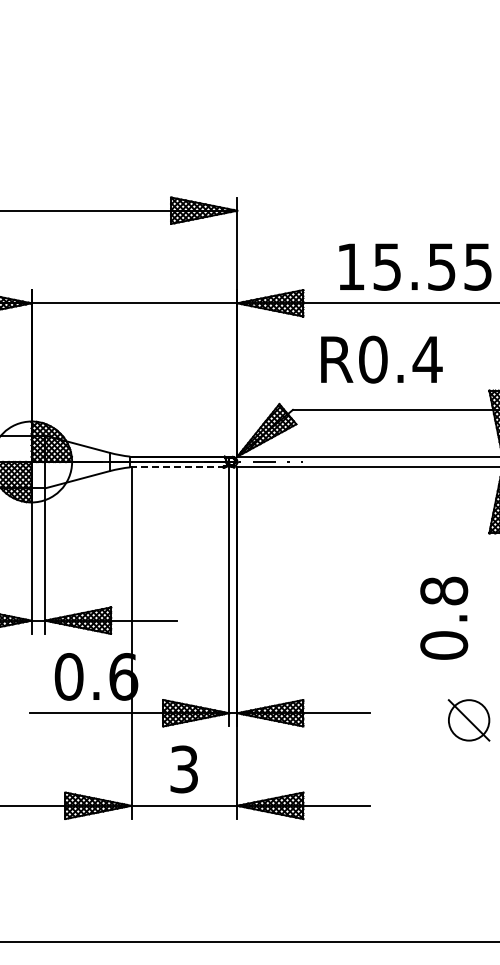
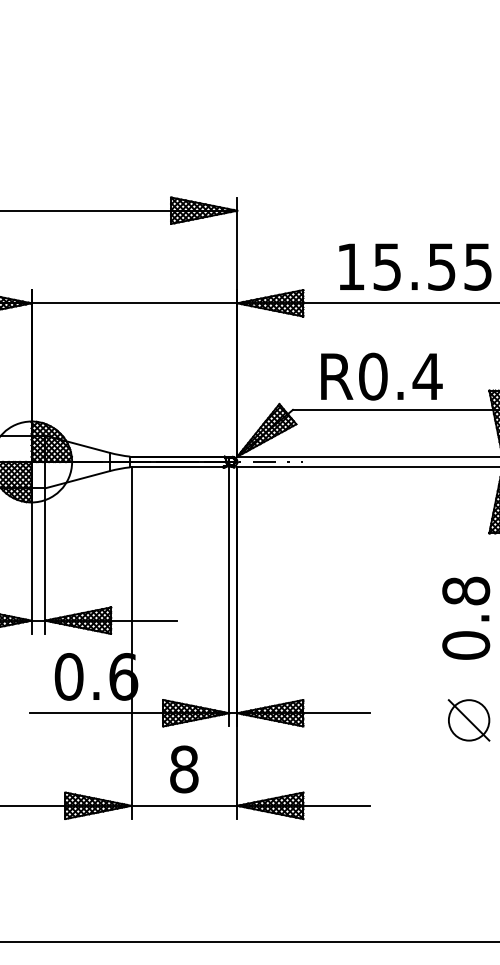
text position: (381, 359) -> (381, 376) (381, 376)
line: dashed -> solid (177, 467)
text position: (444, 617) -> (466, 617) (466, 617)
text: 3 -> 8 (184, 769)
